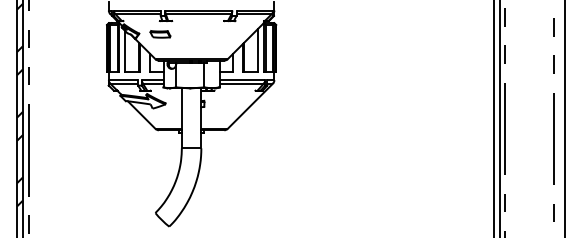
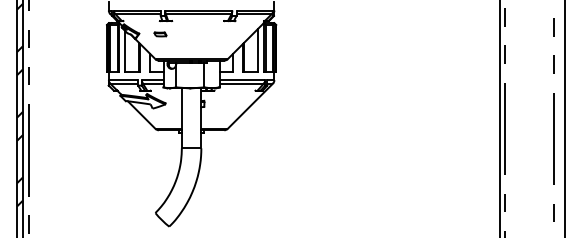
part size: 23x9 px -> 15x7 px (160, 34)
line: present -> none (493, 118)
